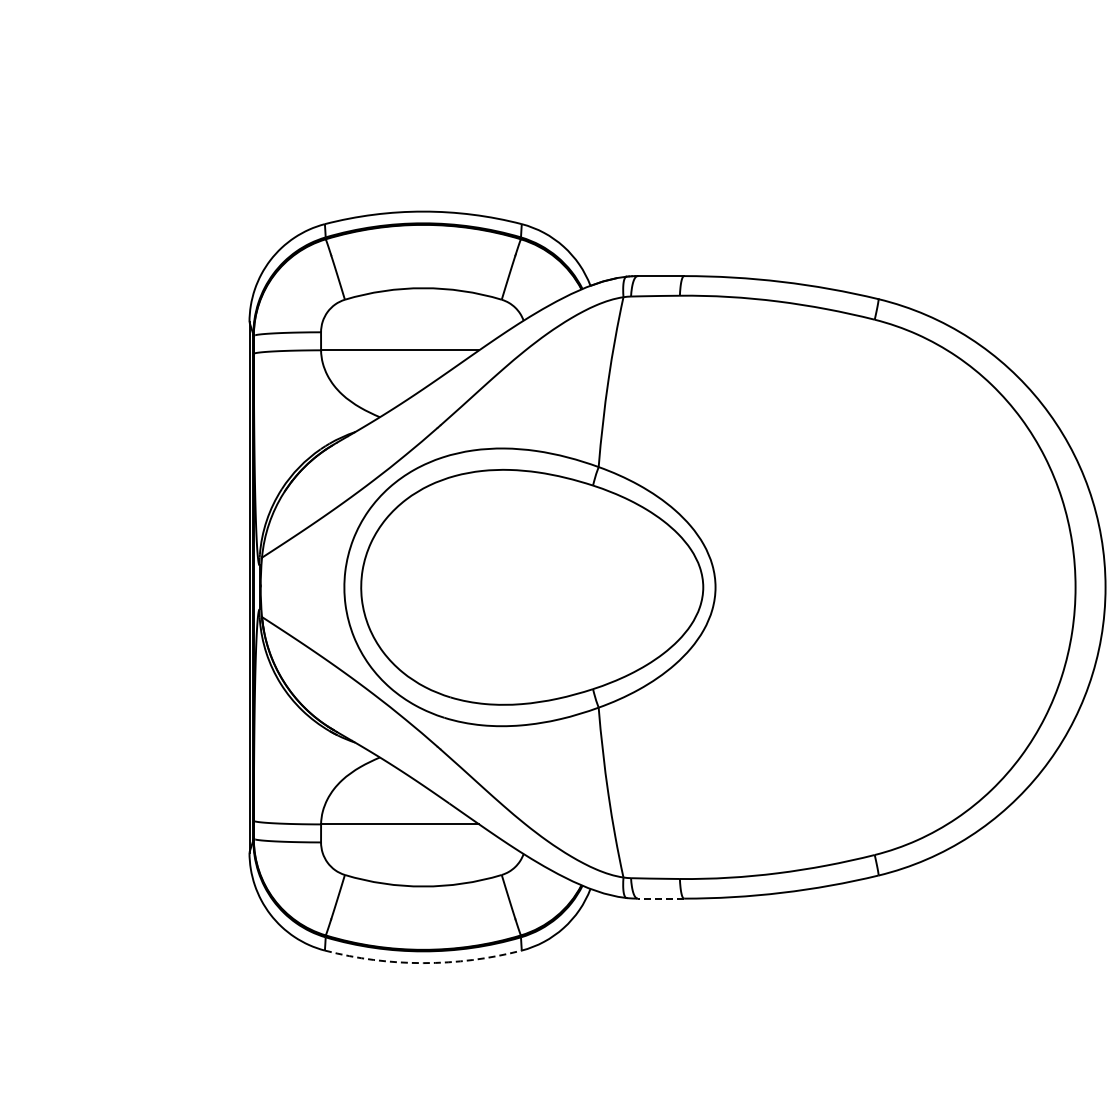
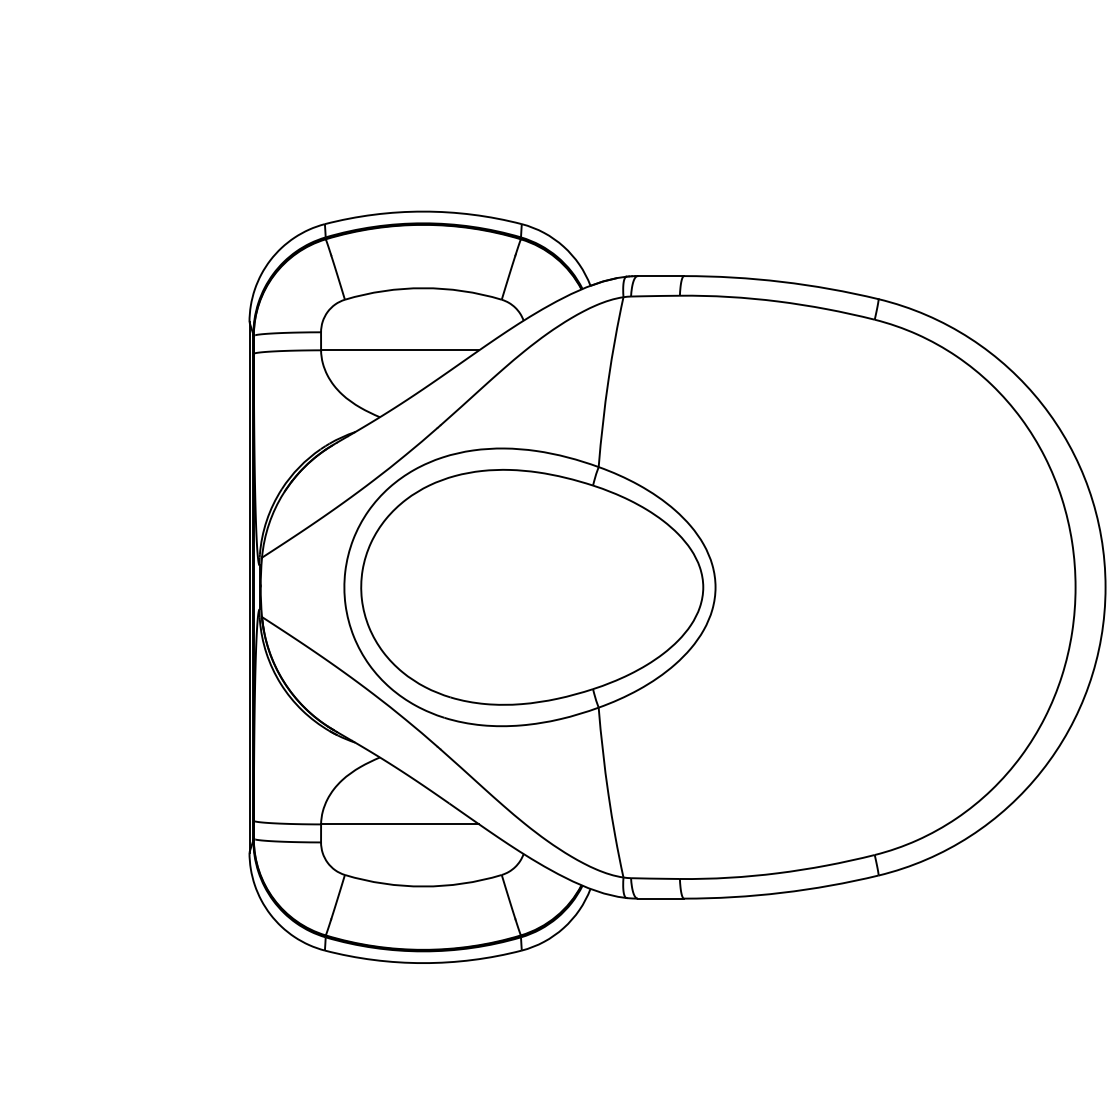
line: dashed -> solid (660, 898)
arc: dashed -> solid (423, 963)
